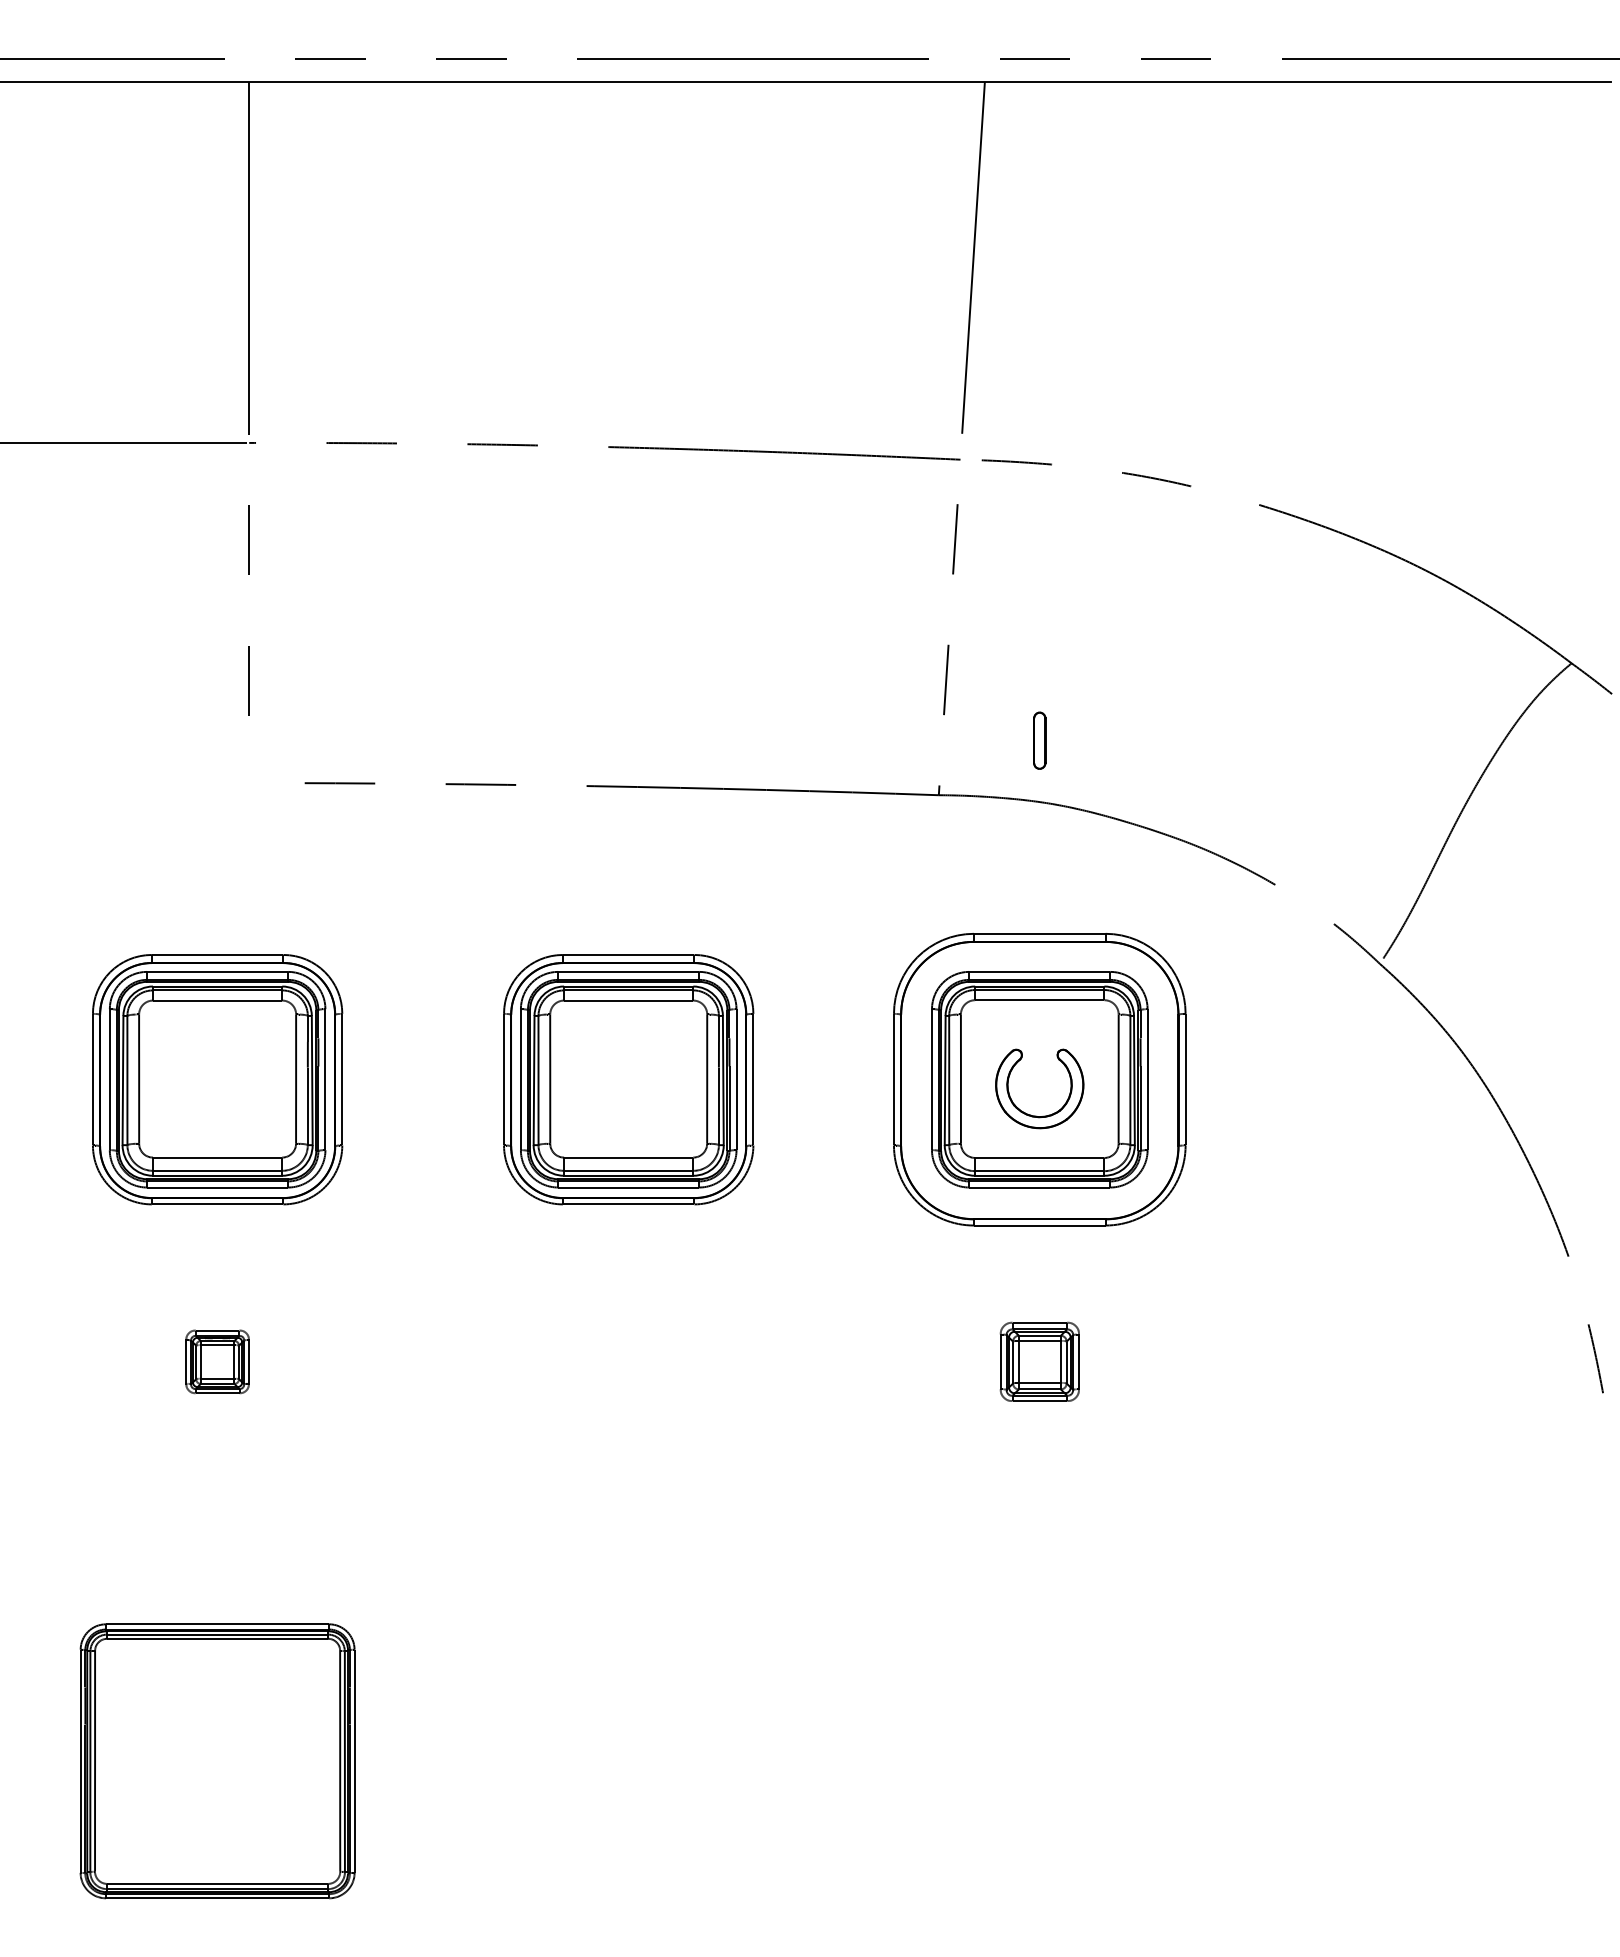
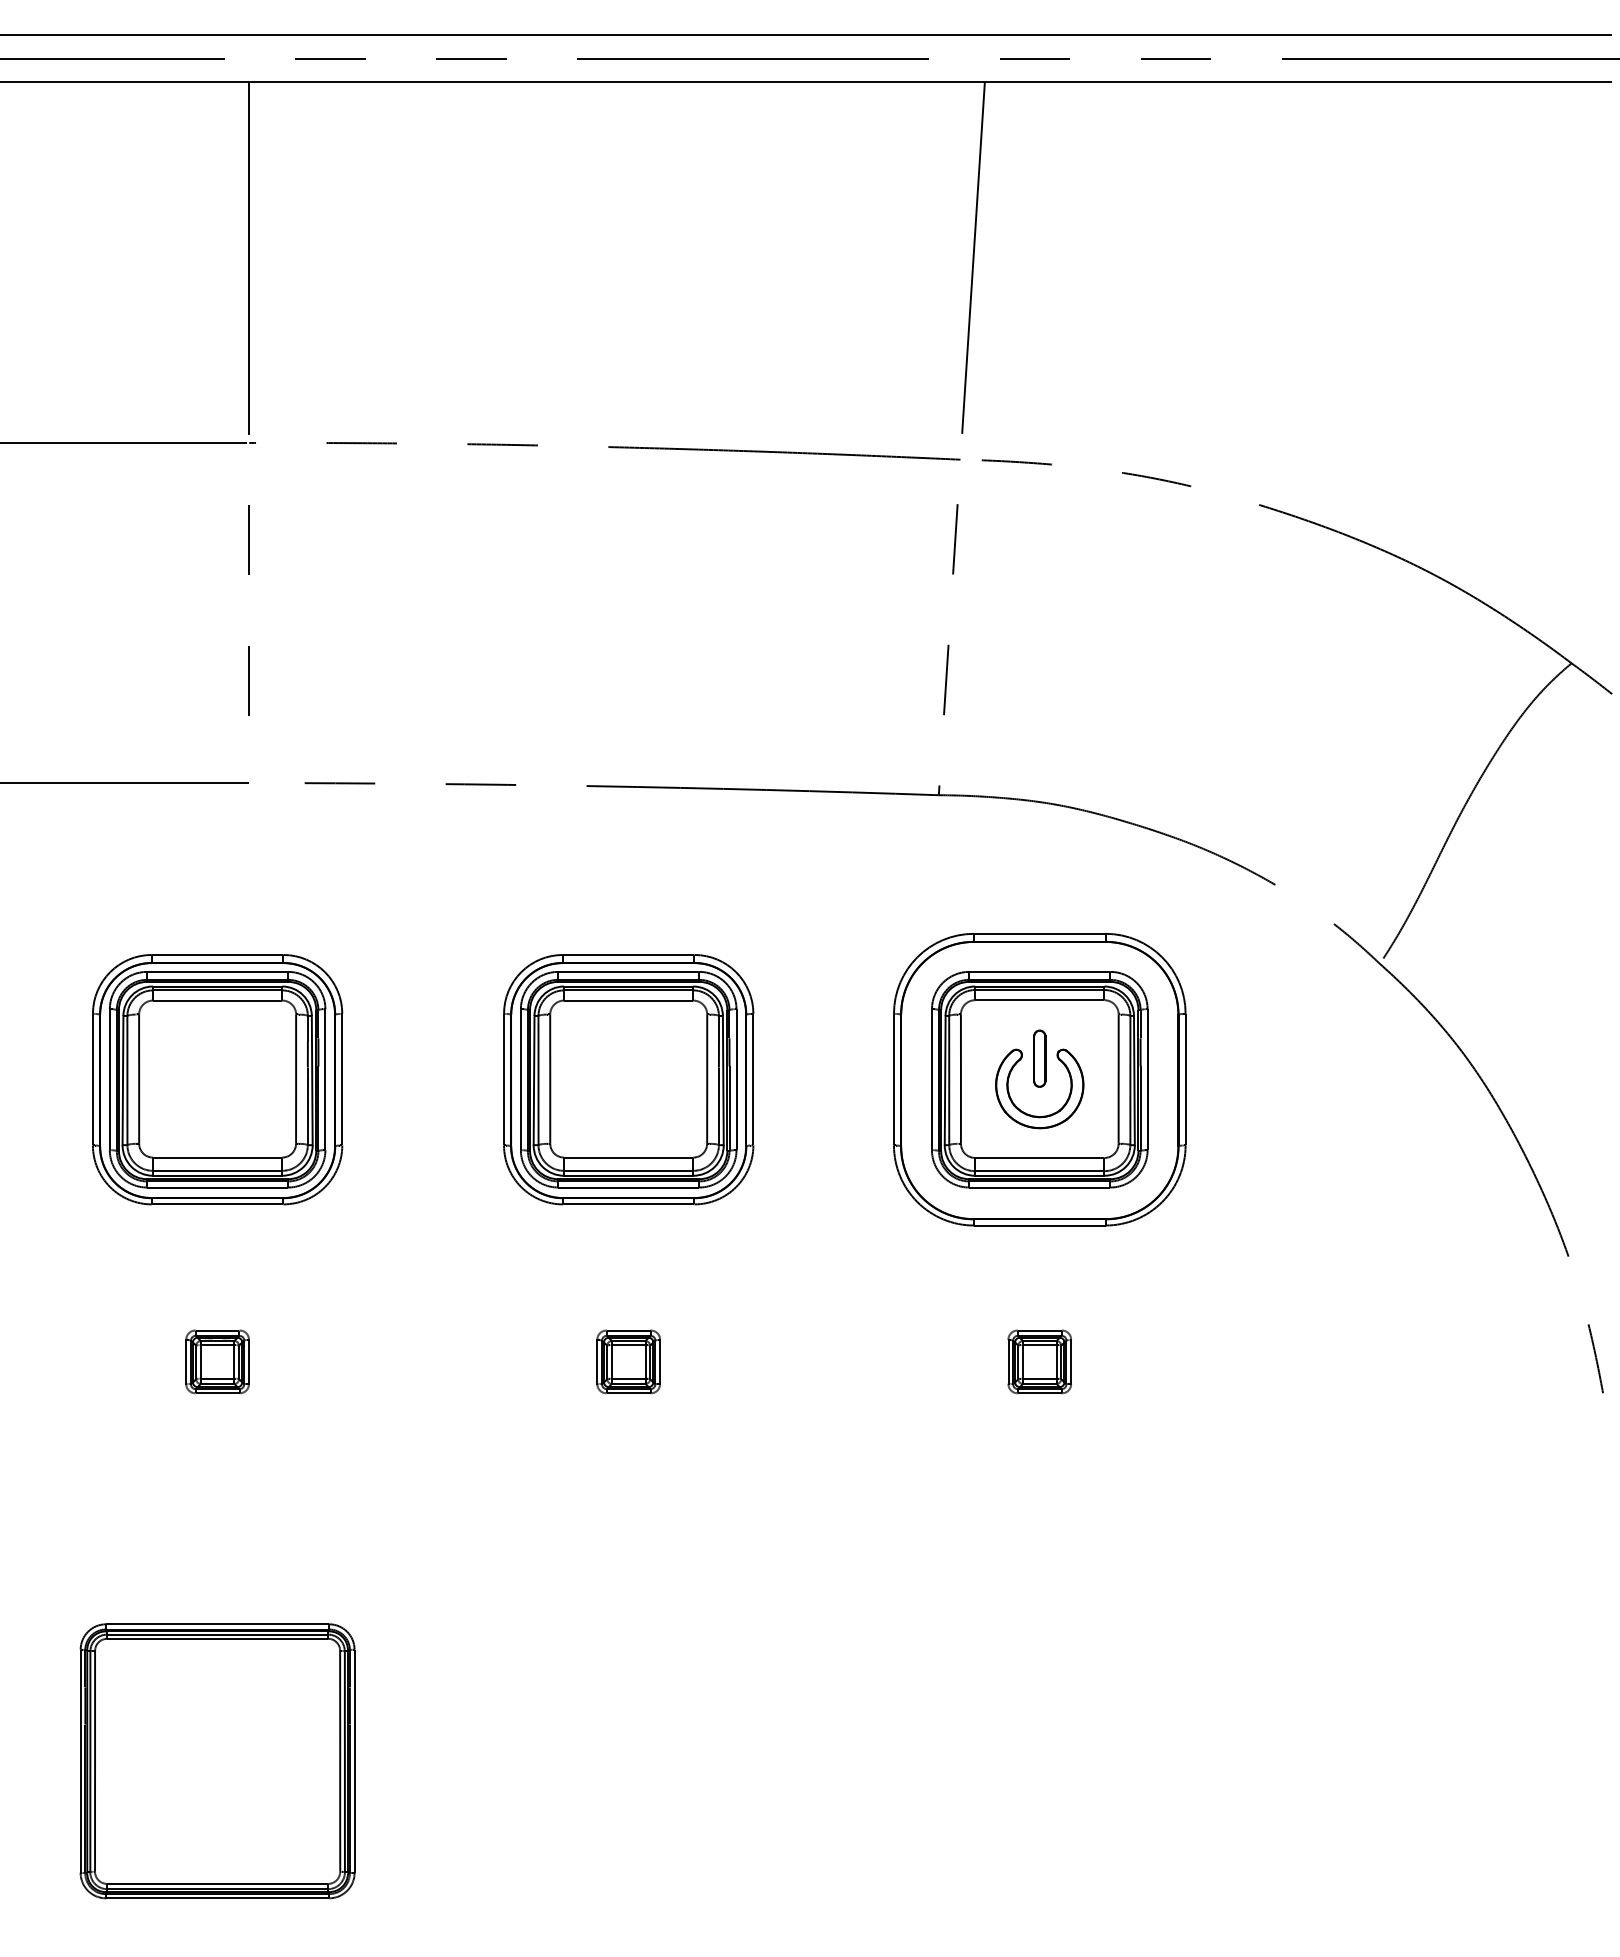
line: none -> present (806, 35)
part position: (1039, 740) -> (1039, 1058) (1039, 1058)
line: none -> present (125, 783)
part: none -> present (628, 1361)
part size: 81x81 px -> 65x66 px (1039, 1361)
